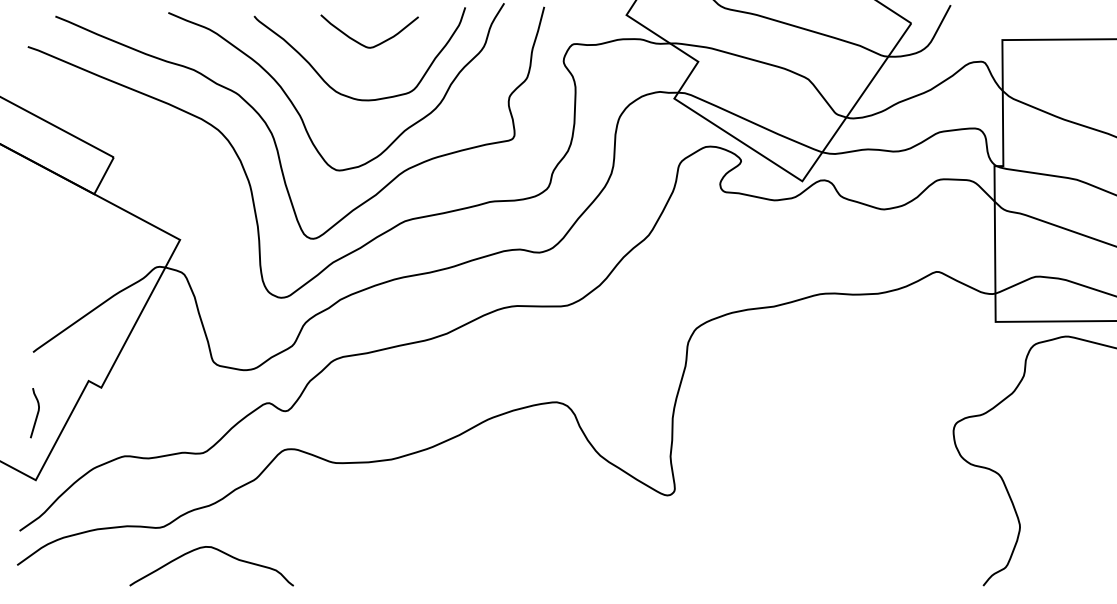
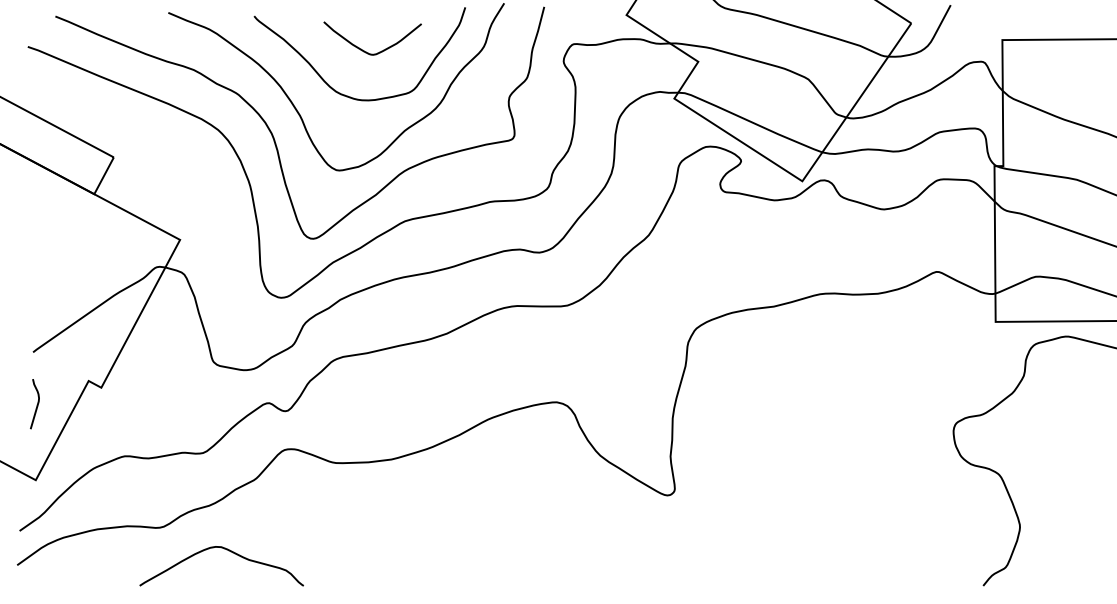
curve position: (363, 44) -> (366, 51) (366, 51)
curve position: (36, 414) -> (36, 405) (36, 405)
curve position: (218, 551) -> (228, 551) (228, 551)
